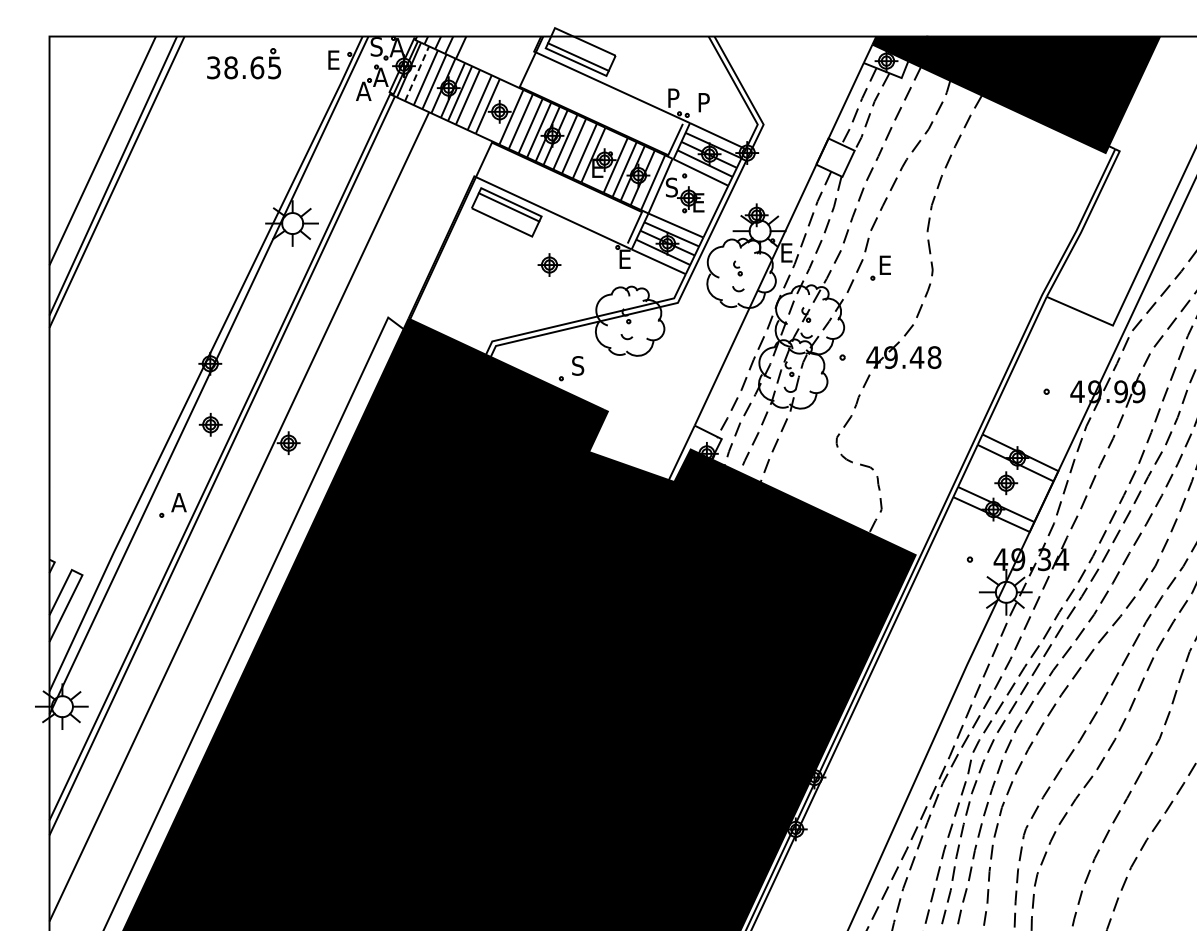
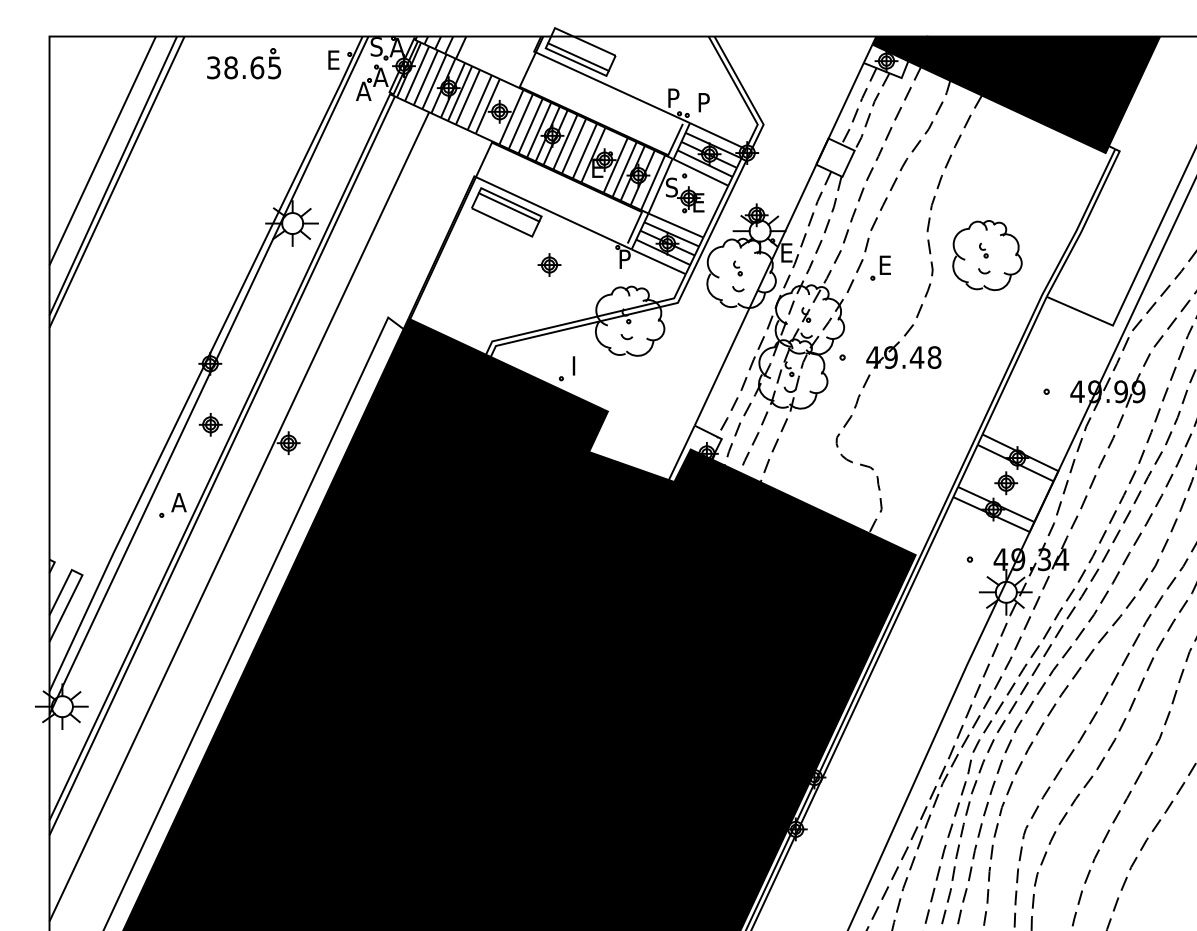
line: dashed -> solid (417, 73)
part: none -> present (987, 255)
text: E -> P (626, 258)
text: S -> I (578, 365)
